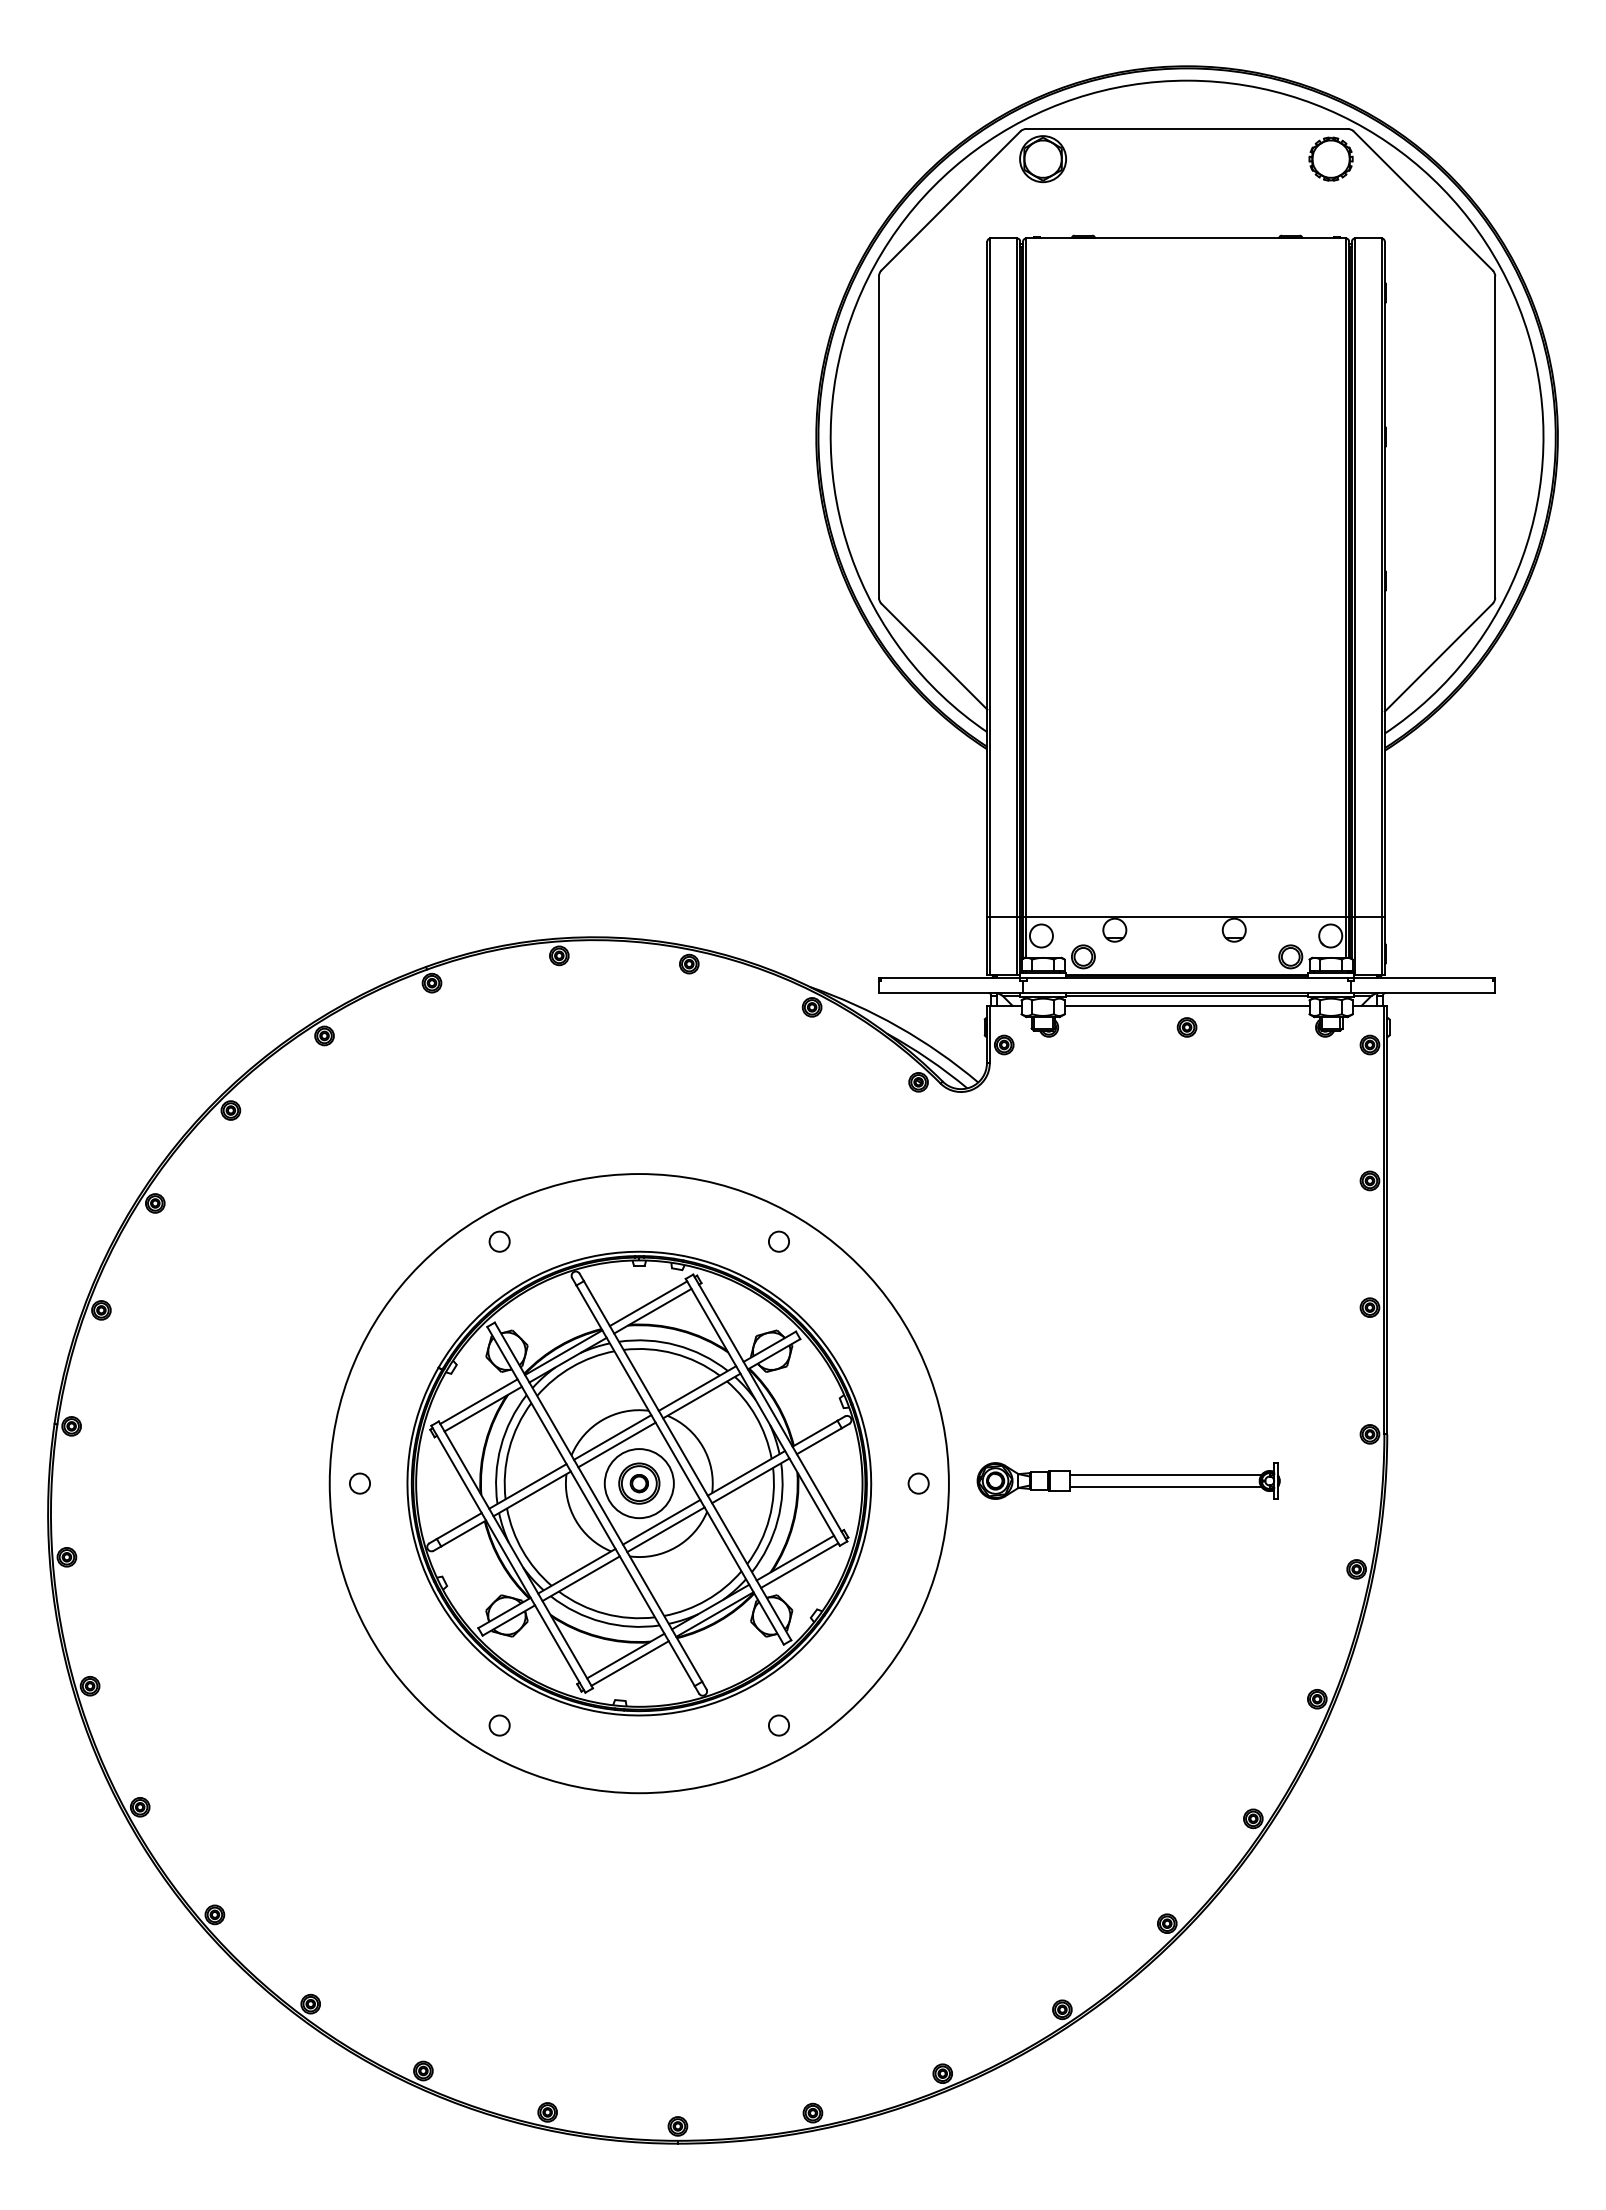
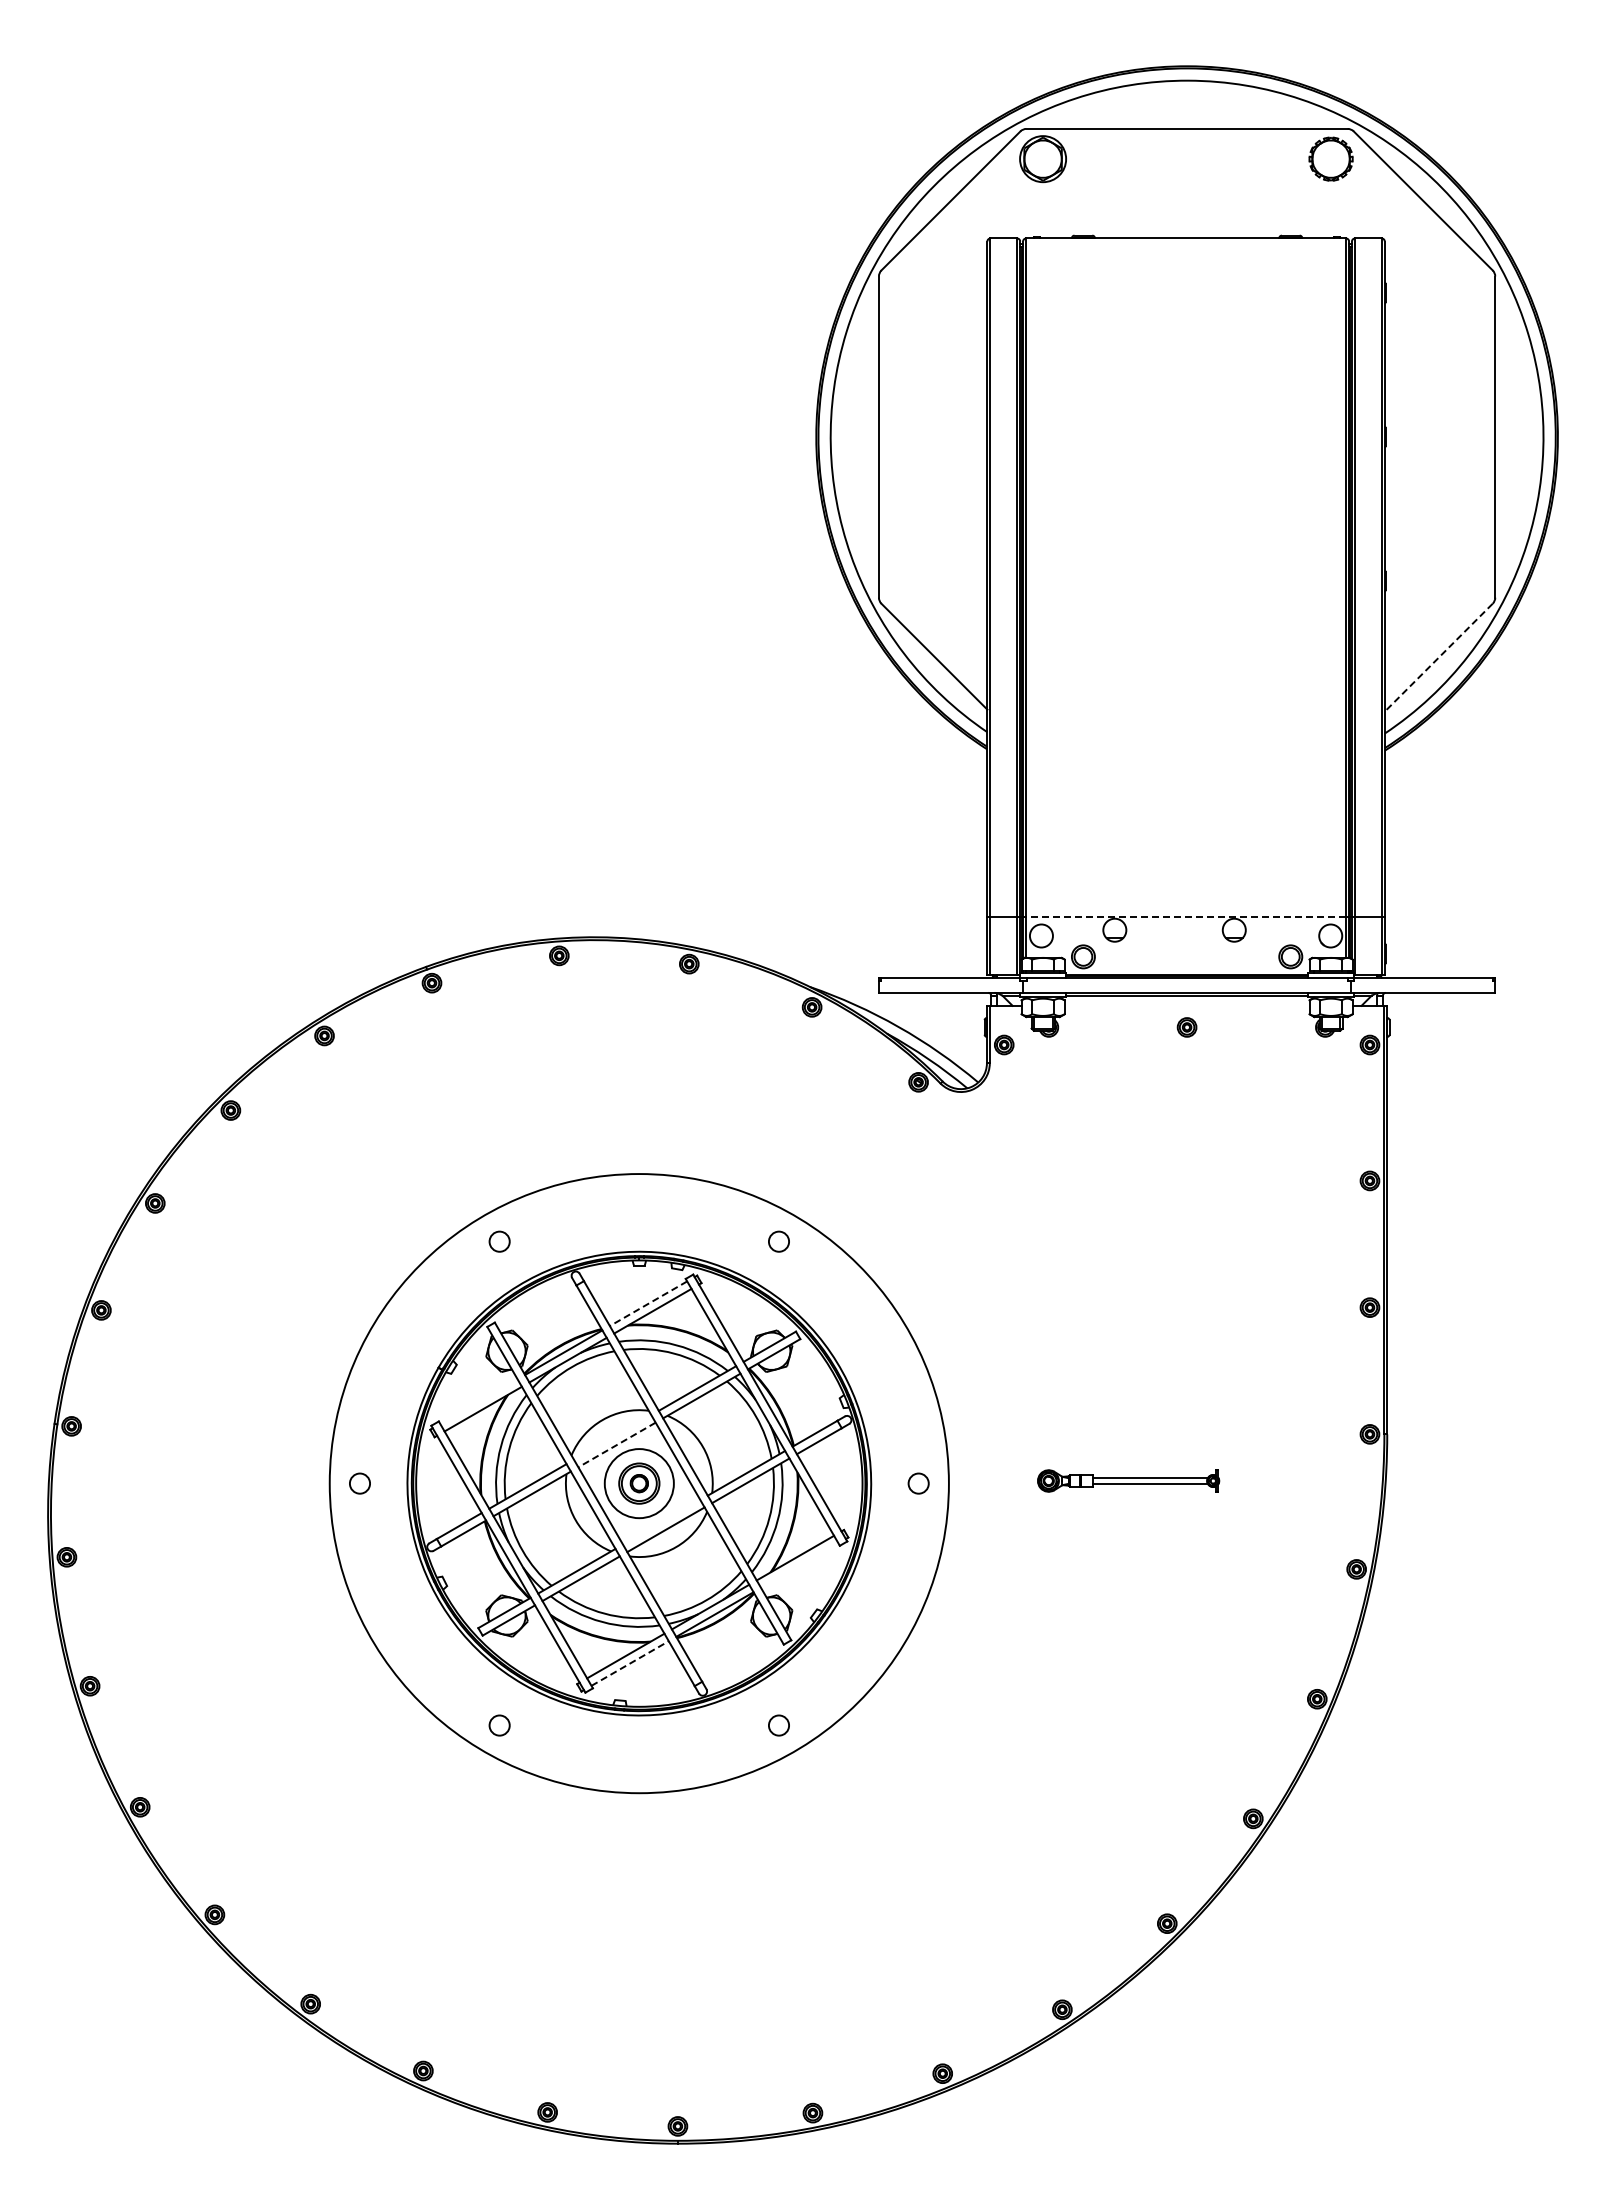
line: solid -> dashed (1438, 658)
line: solid -> dashed (1186, 917)
line: present -> none (1186, 1005)
line: solid -> dashed (648, 1303)
line: present -> none (478, 1401)
line: present -> none (612, 1437)
line: solid -> dashed (617, 1444)
part size: 305x38 px -> 184x24 px (1128, 1480)
line: present -> none (661, 1521)
line: present -> none (799, 1565)
line: solid -> dashed (630, 1663)
